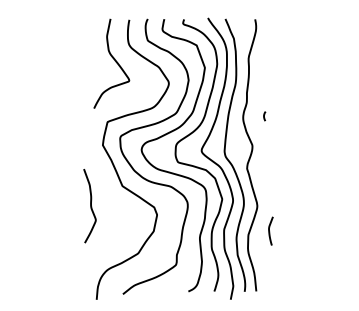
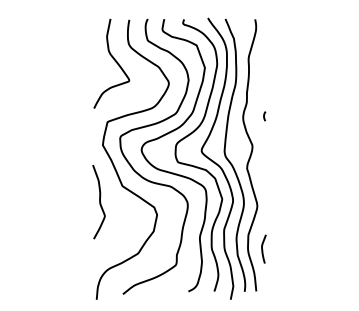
curve position: (90, 206) -> (99, 202) (99, 202)
curve position: (269, 230) -> (262, 248) (262, 248)
